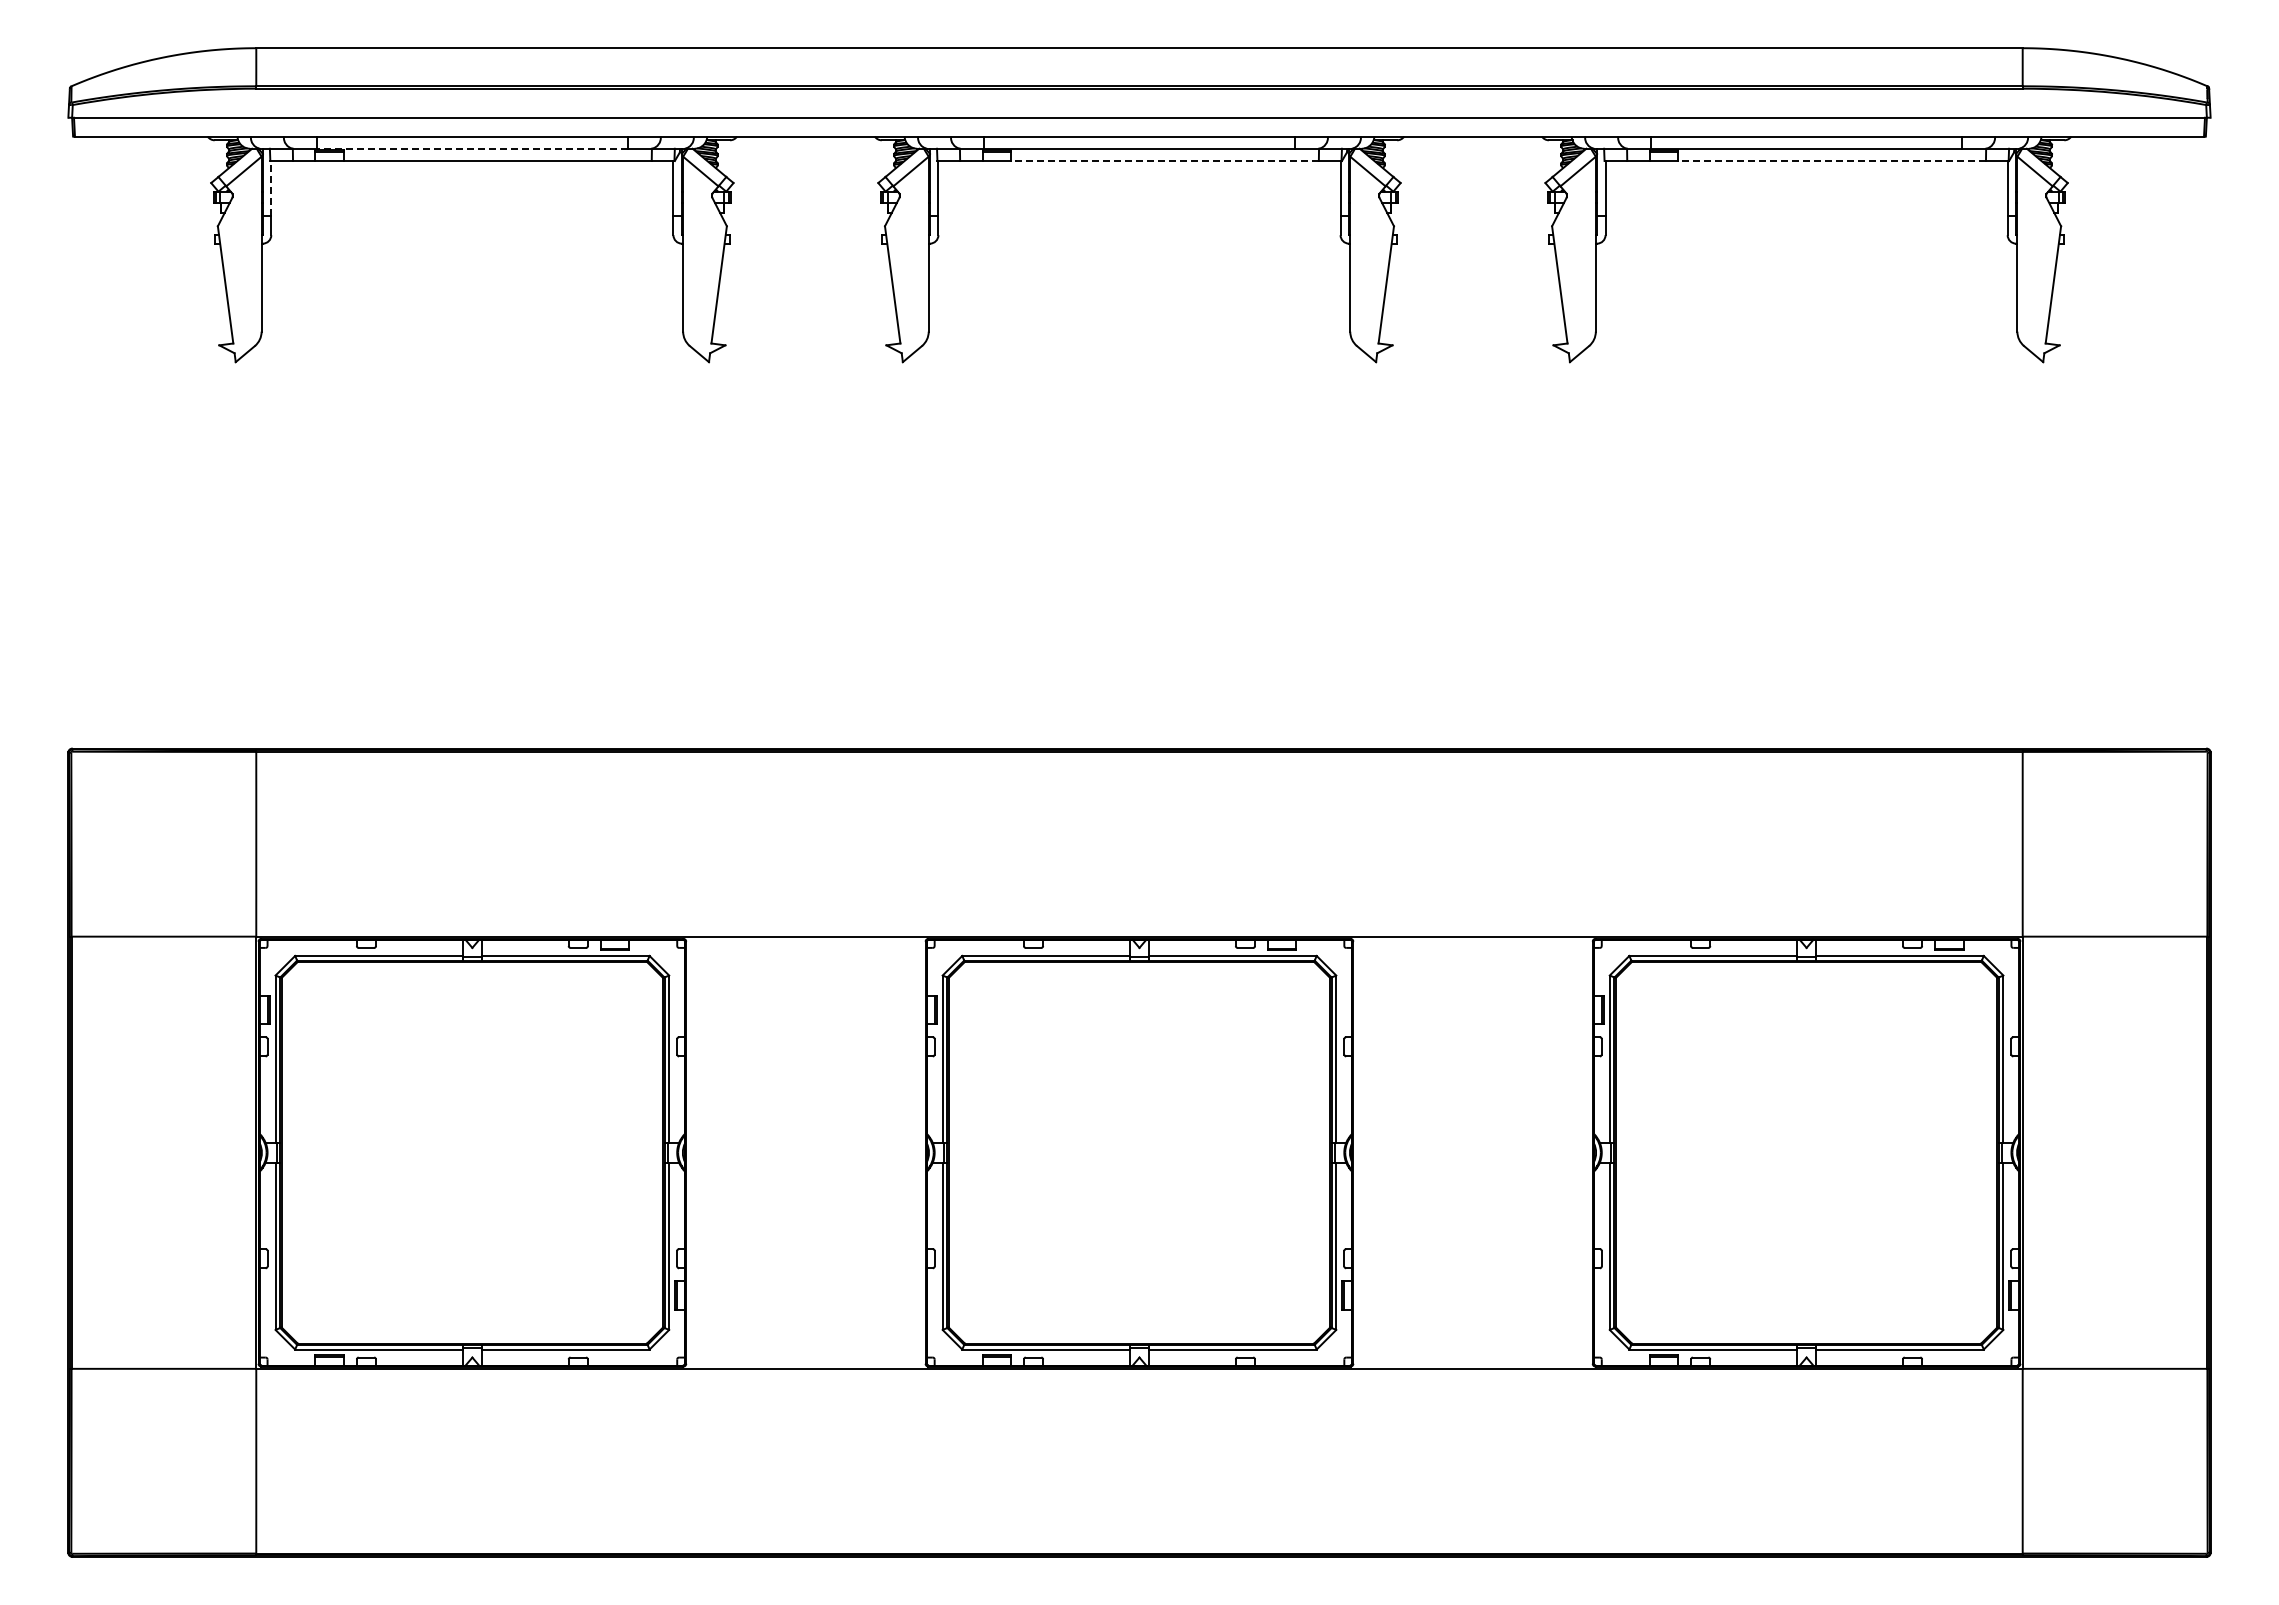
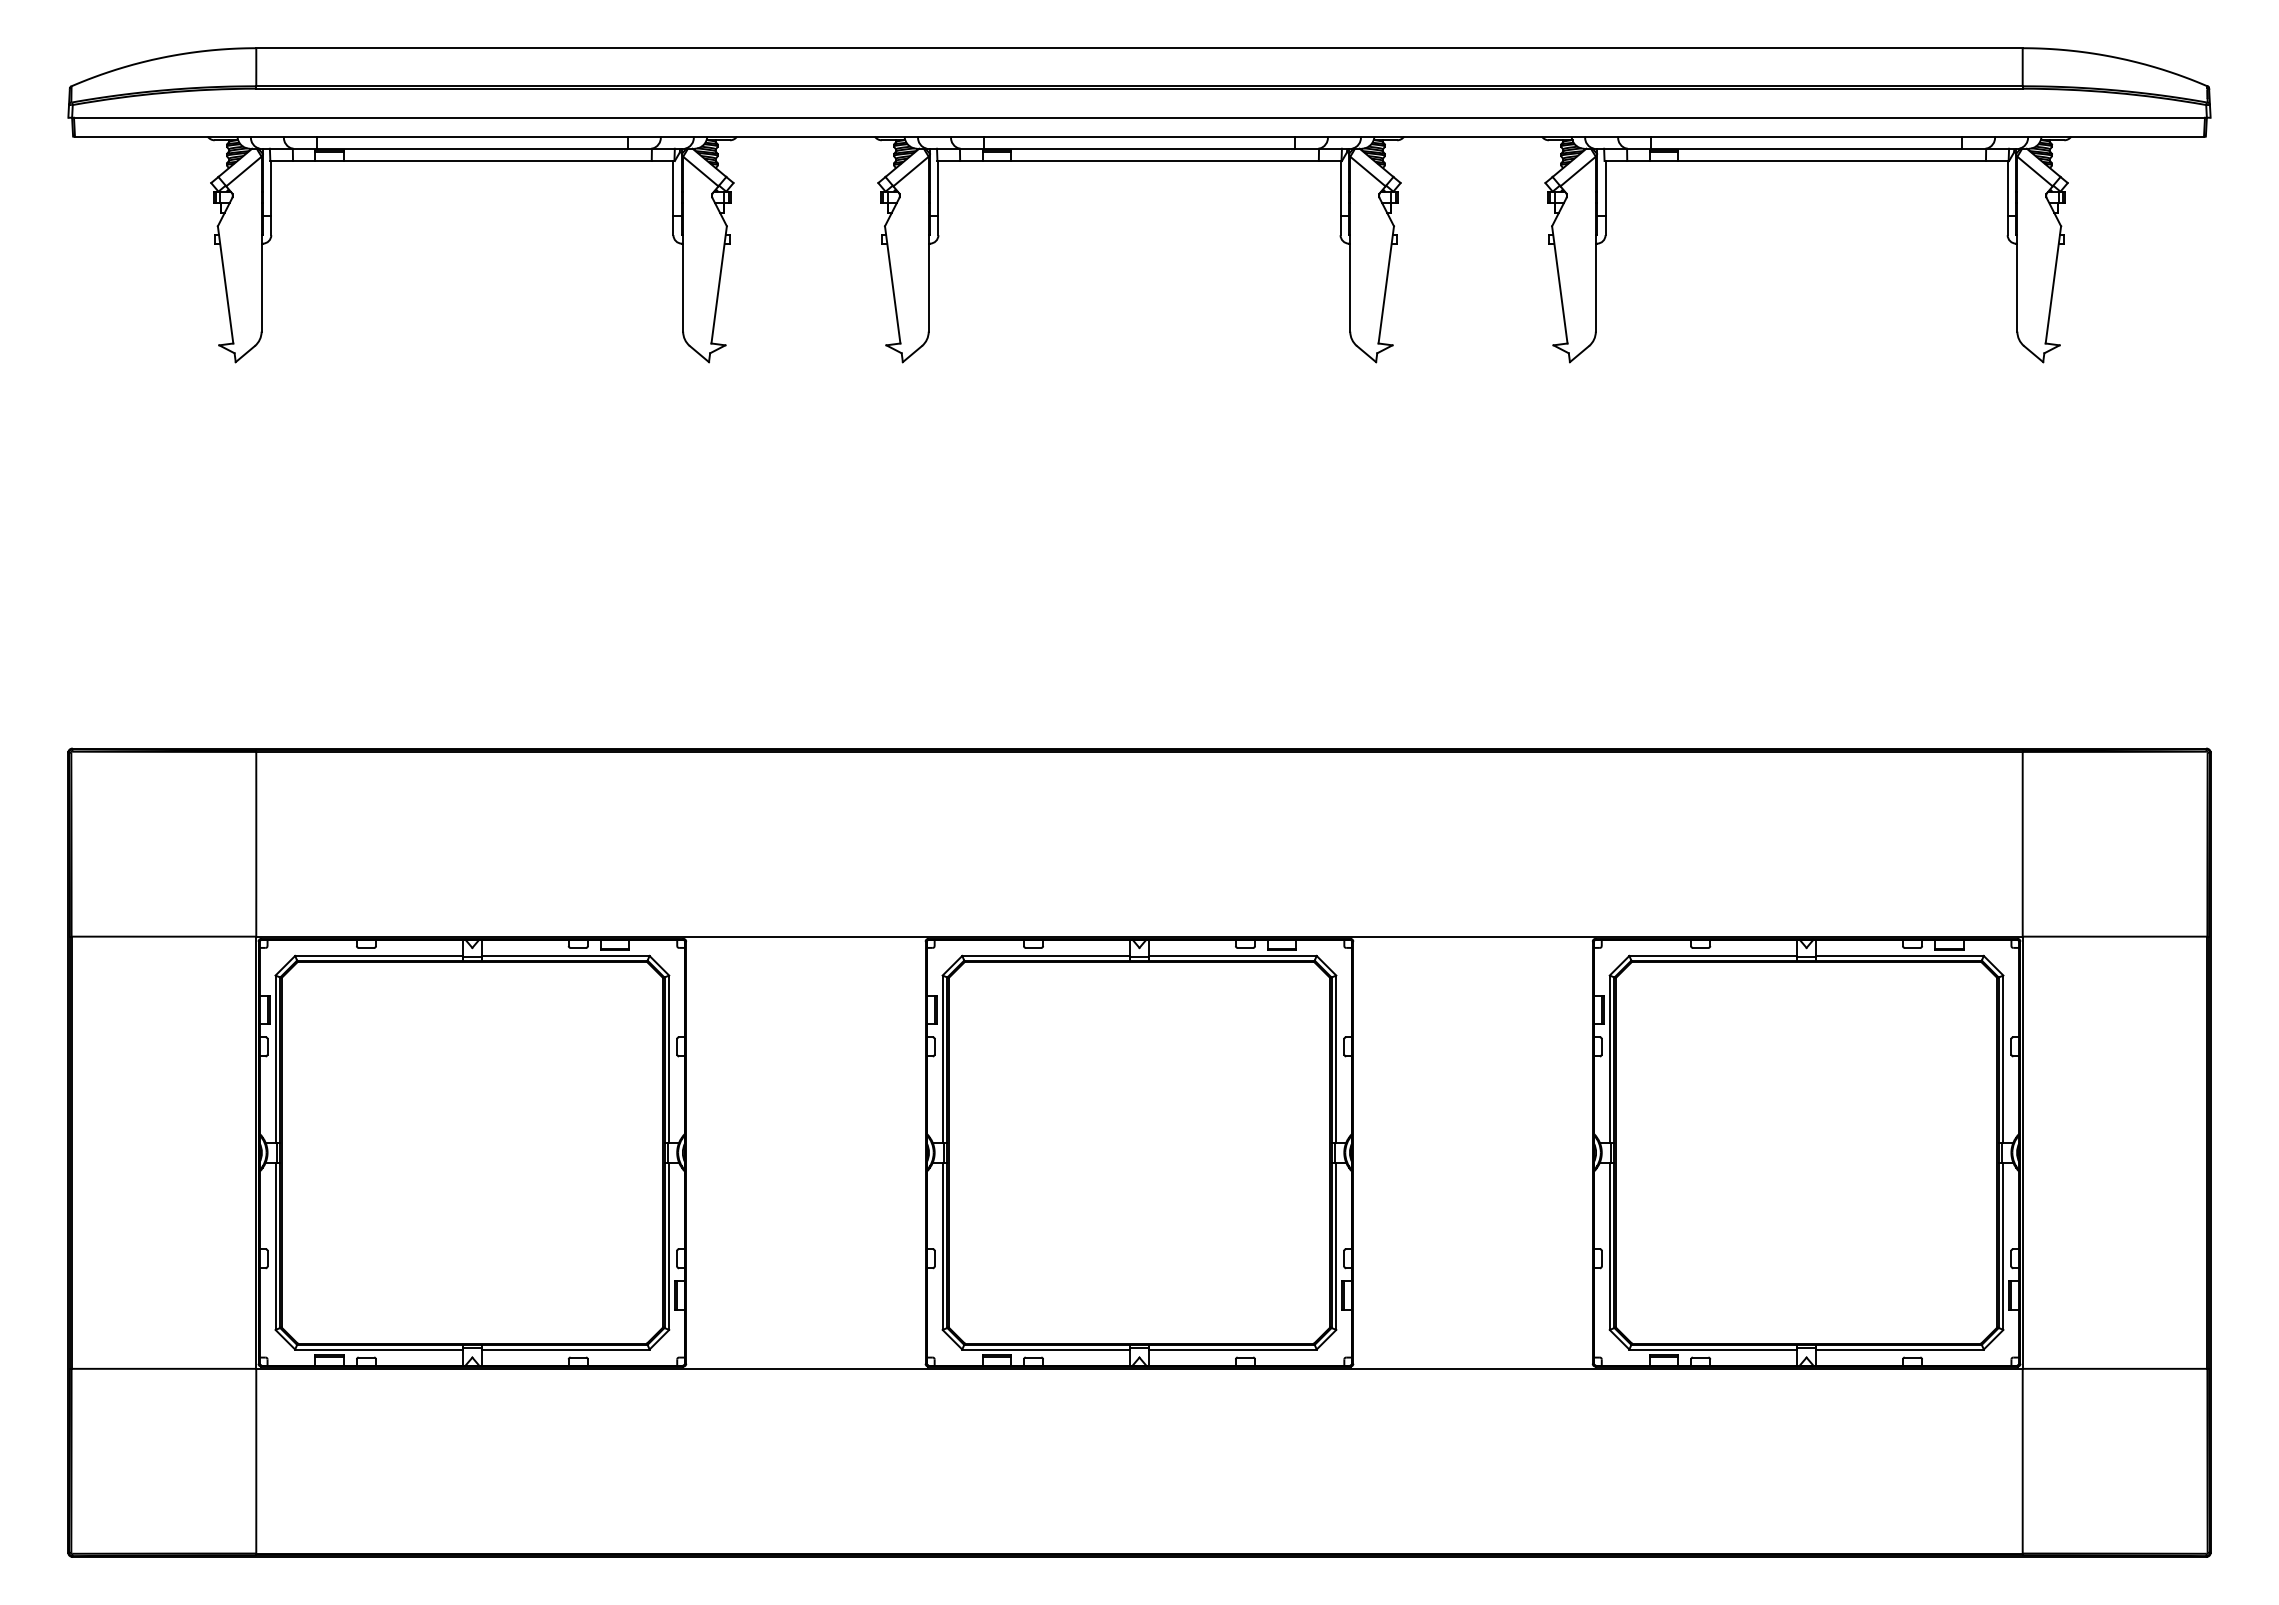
line: dashed -> solid (472, 148)
line: dashed -> solid (1164, 160)
line: dashed -> solid (1831, 160)
line: dashed -> solid (271, 188)
